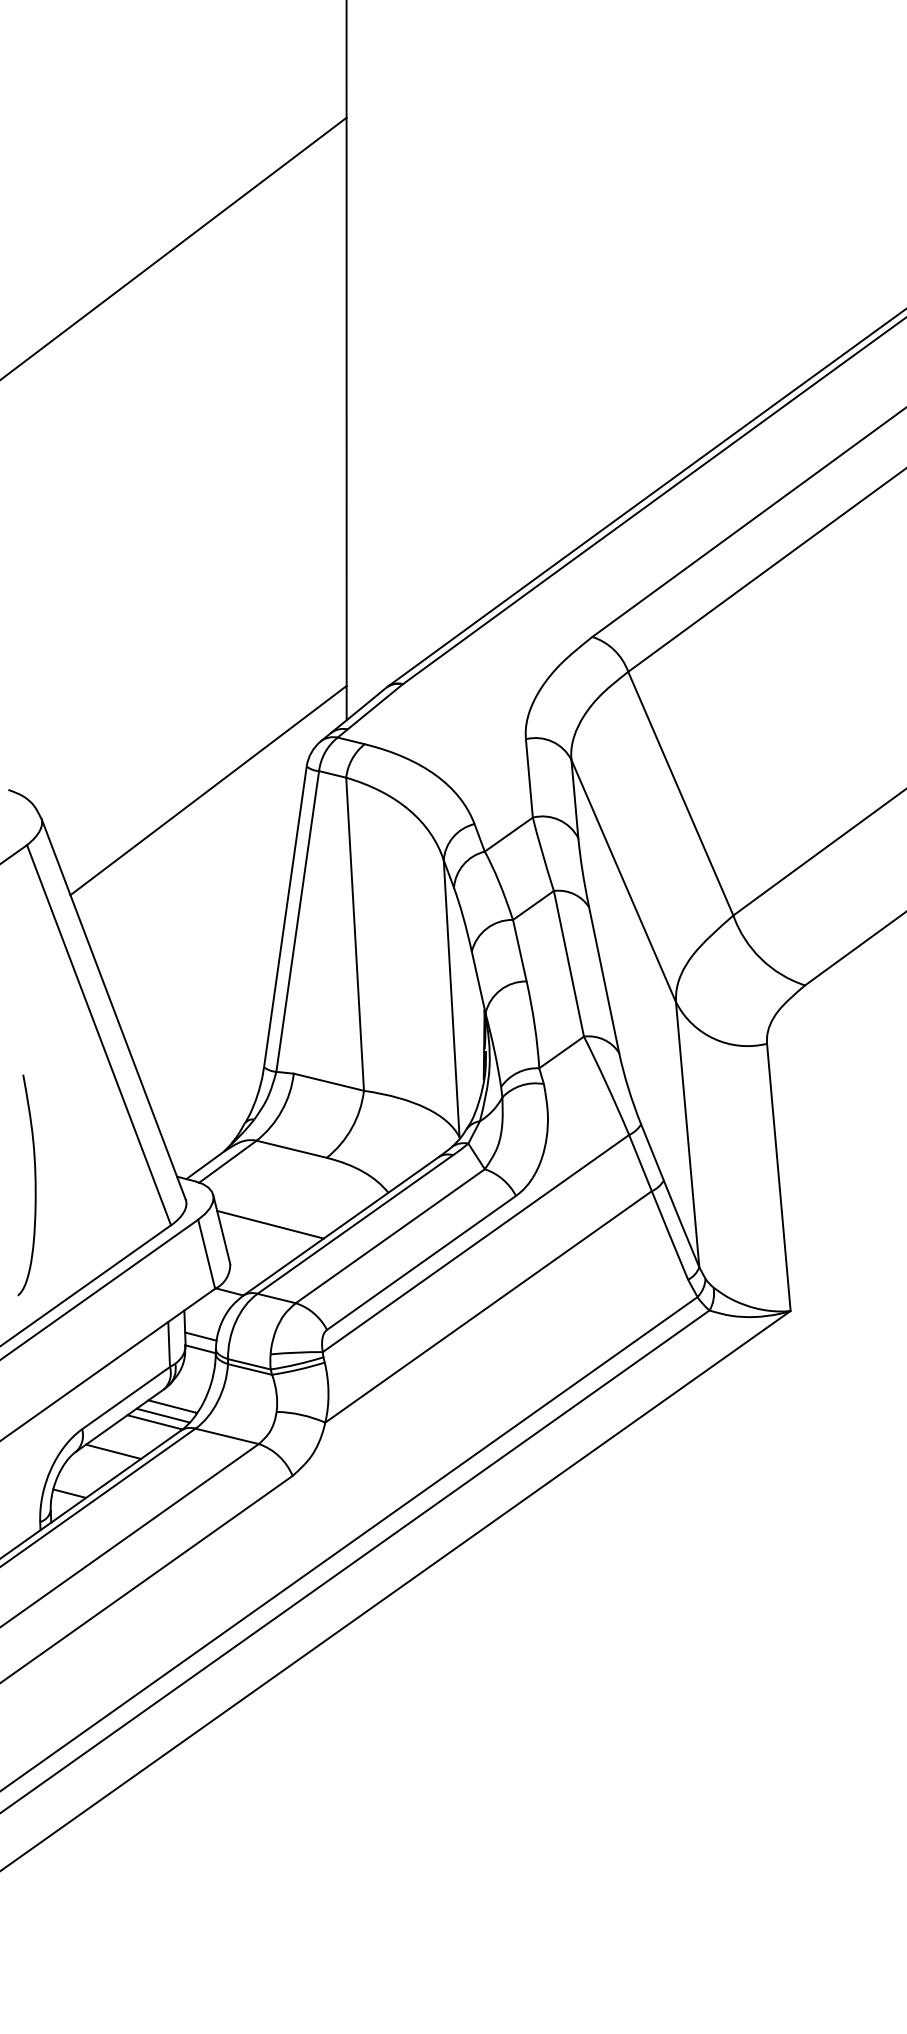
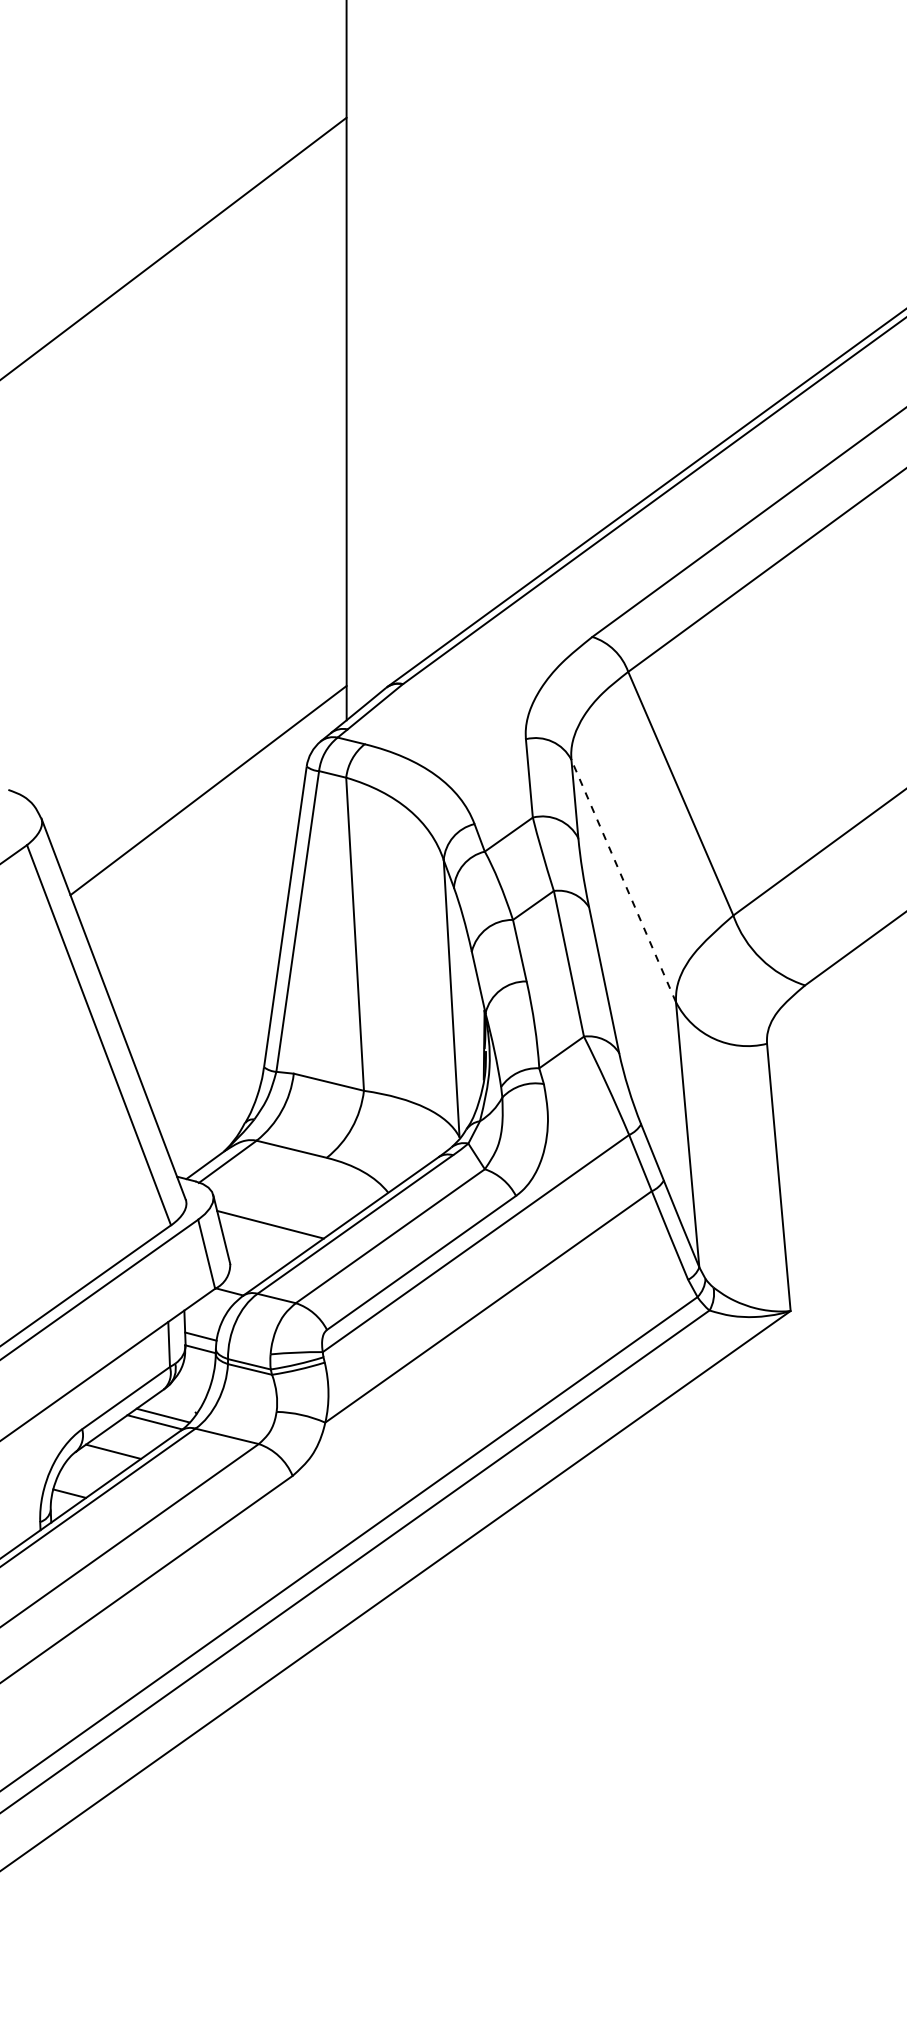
line: solid -> dashed (623, 881)
curve: present -> none (34, 1185)
line: present -> none (172, 1406)
